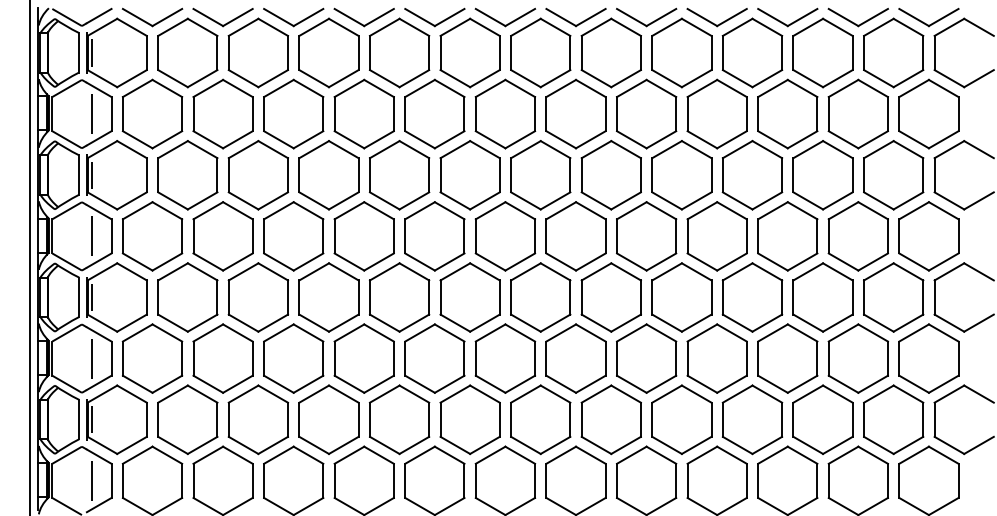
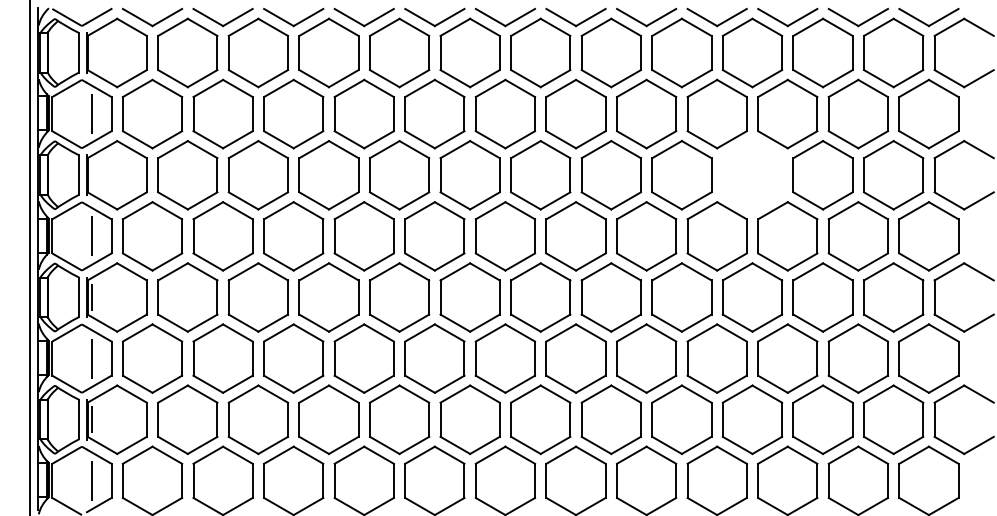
line: present -> none (91, 52)
line: present -> none (91, 174)
part: present -> none (752, 175)
